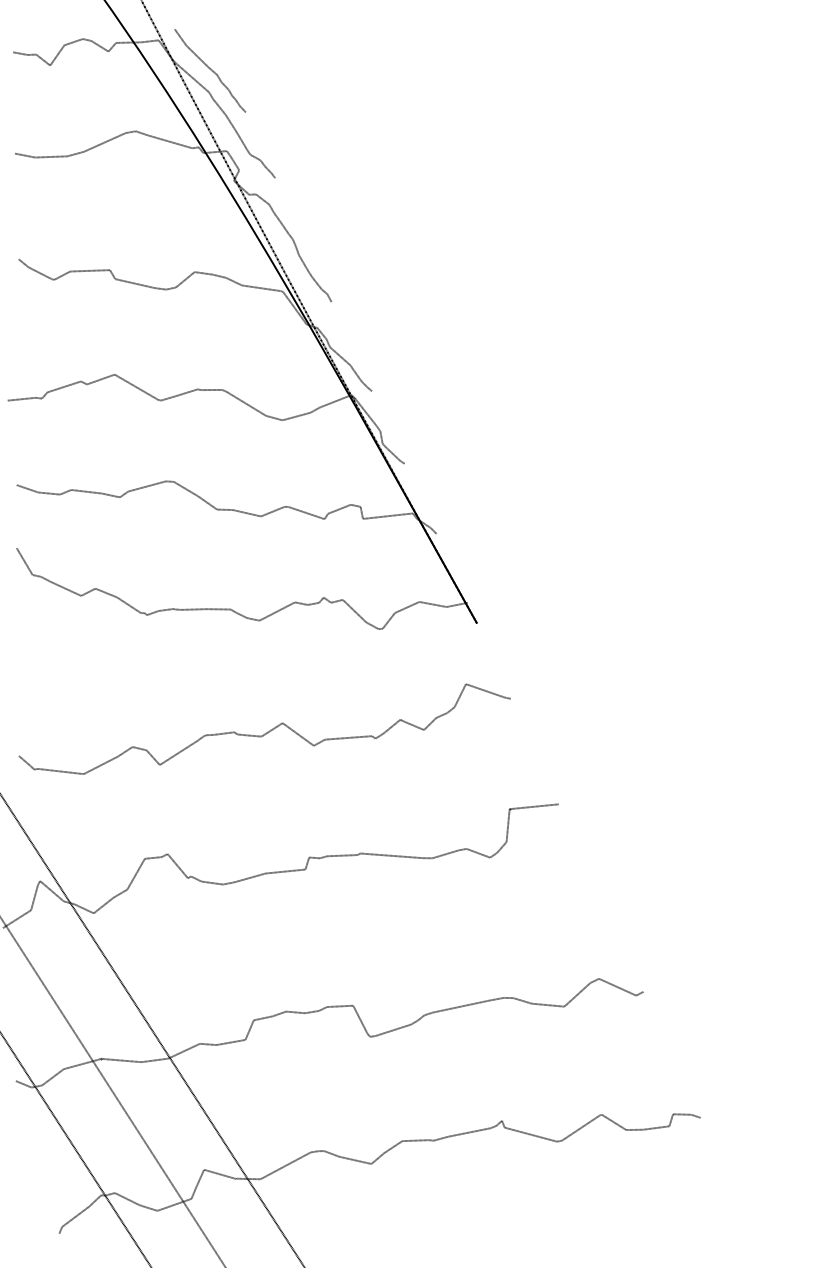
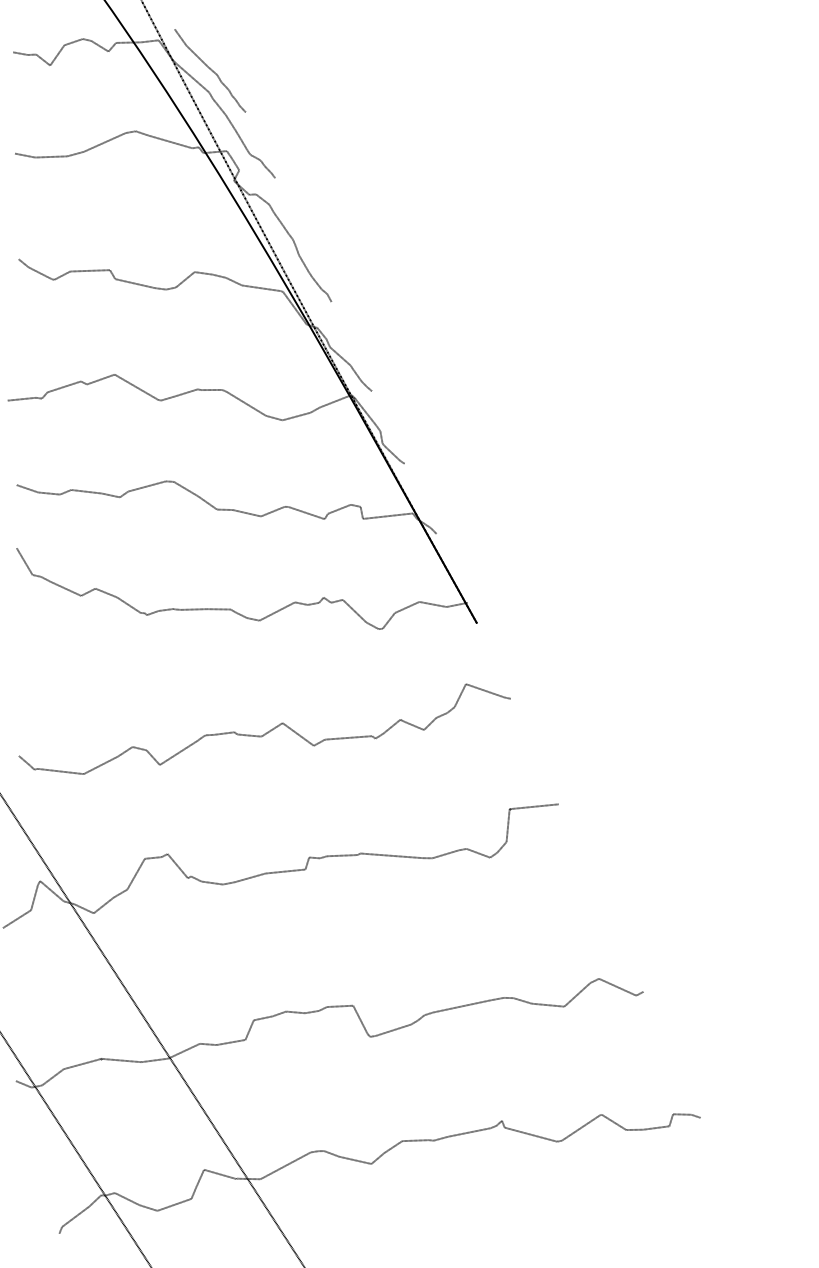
line: present -> none (112, 1091)
